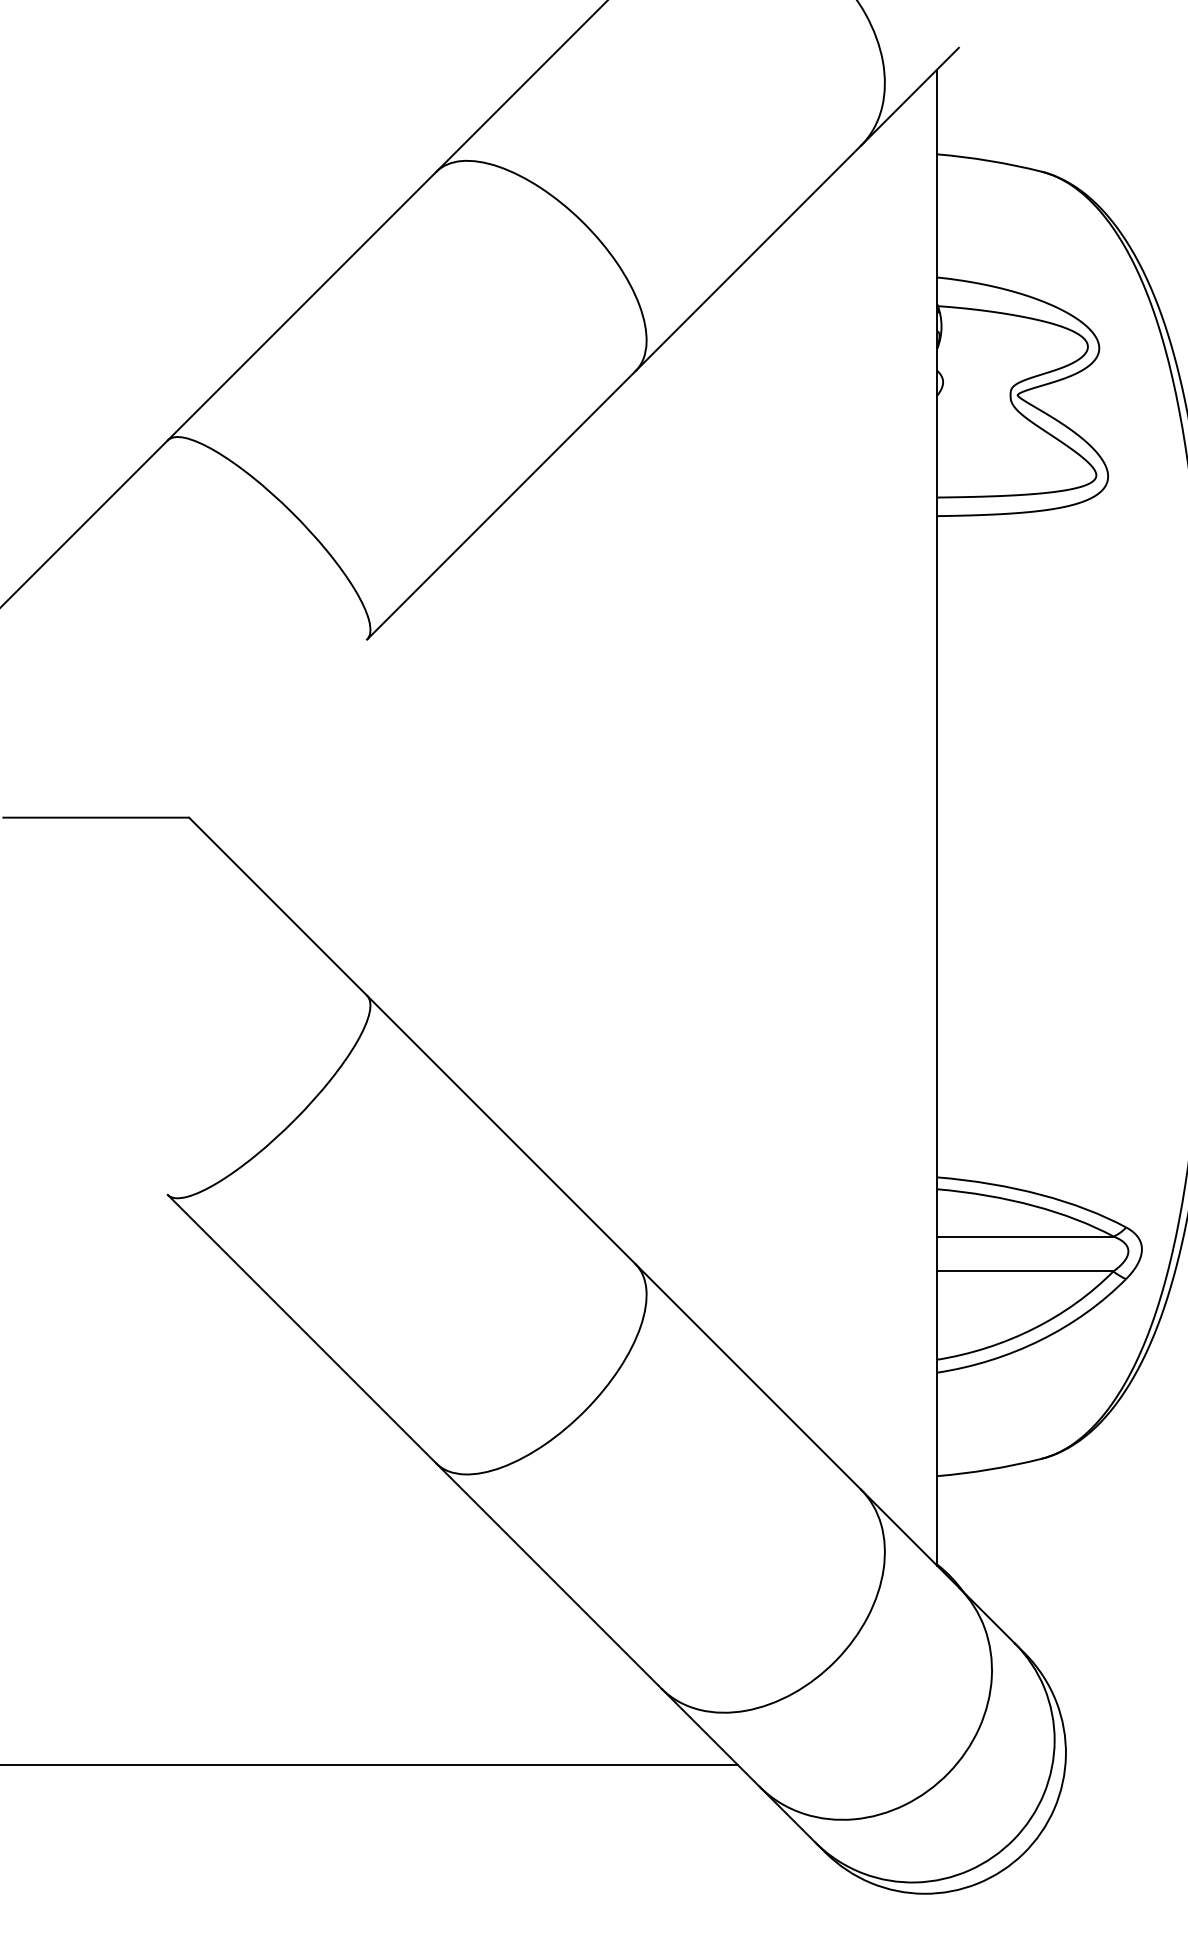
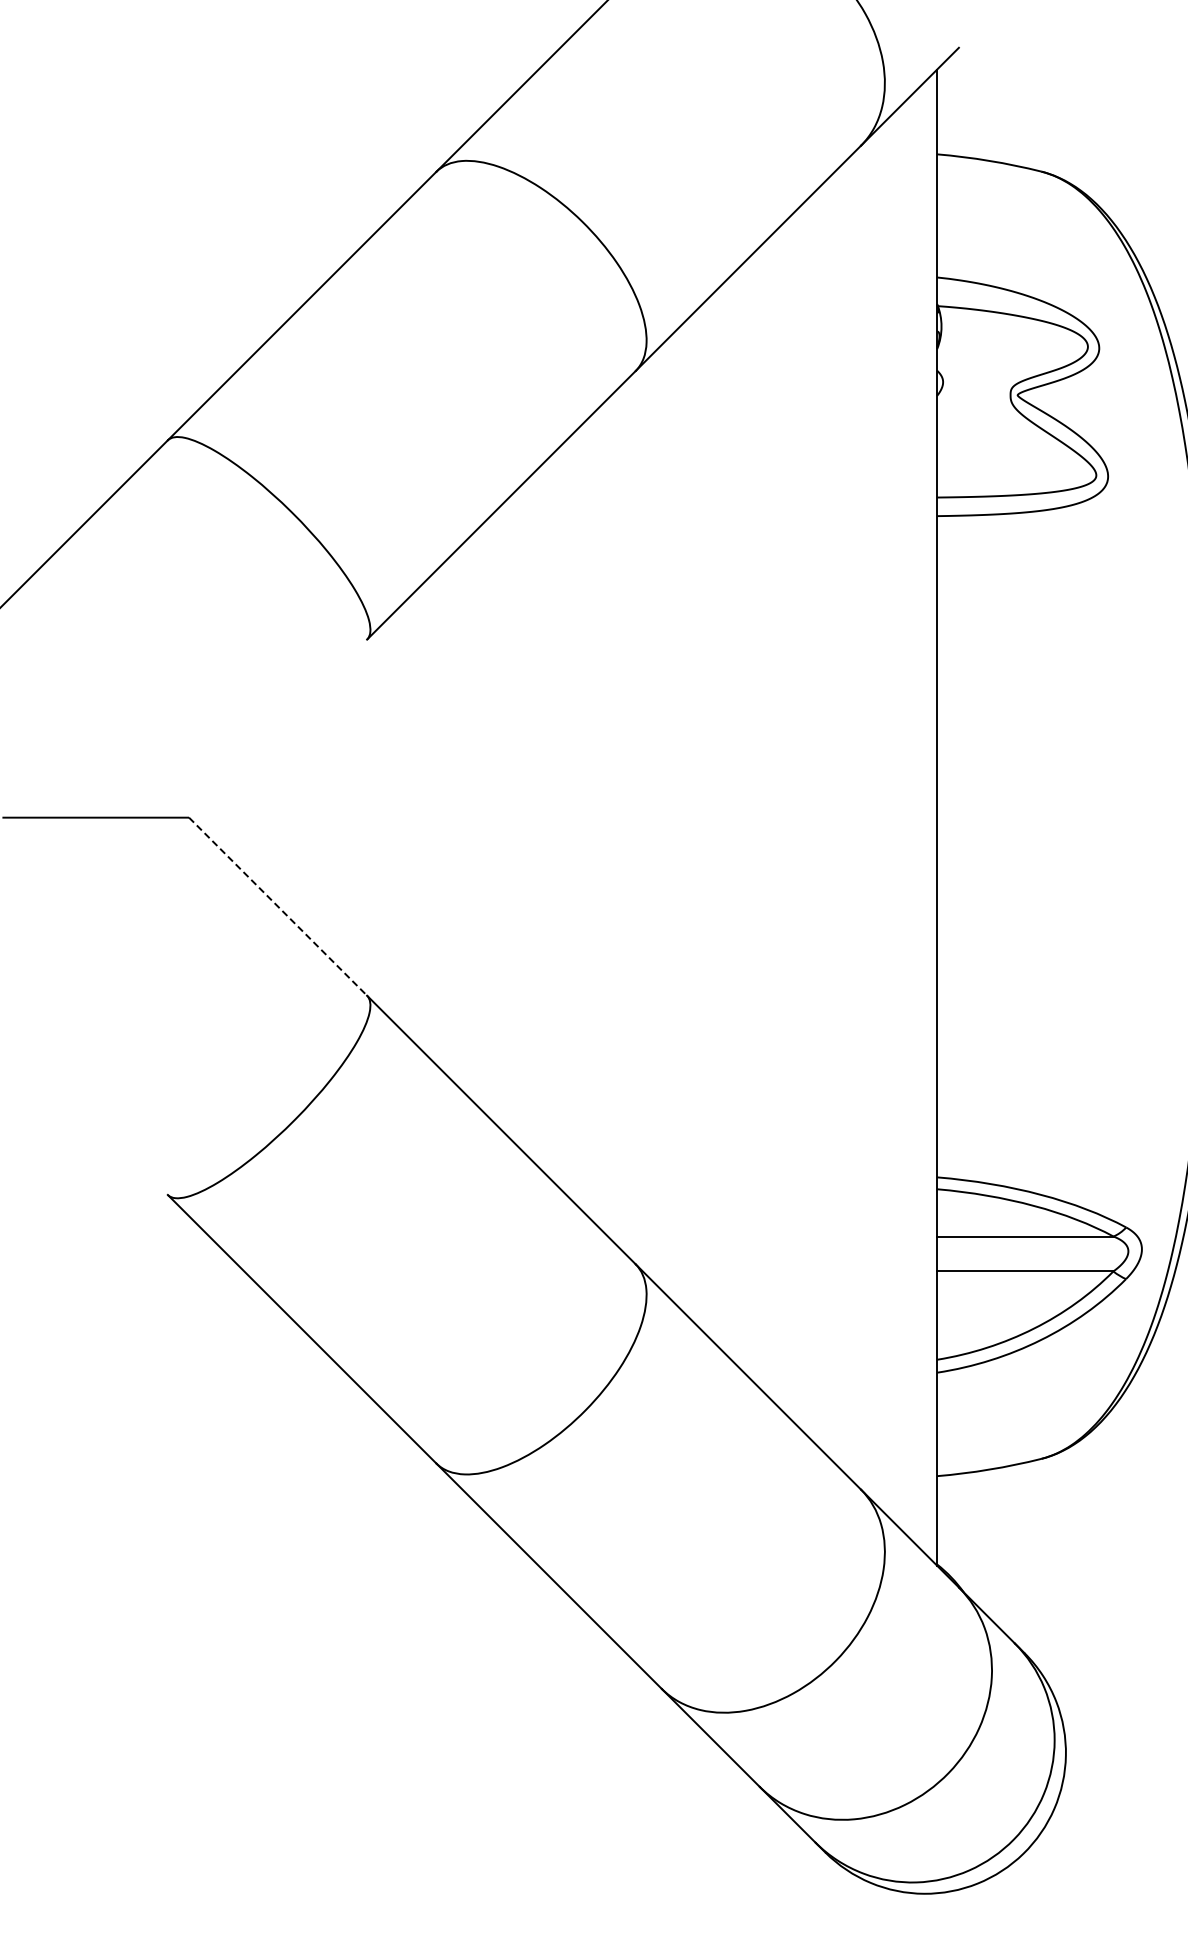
line: solid -> dashed (278, 906)
line: present -> none (369, 1765)
